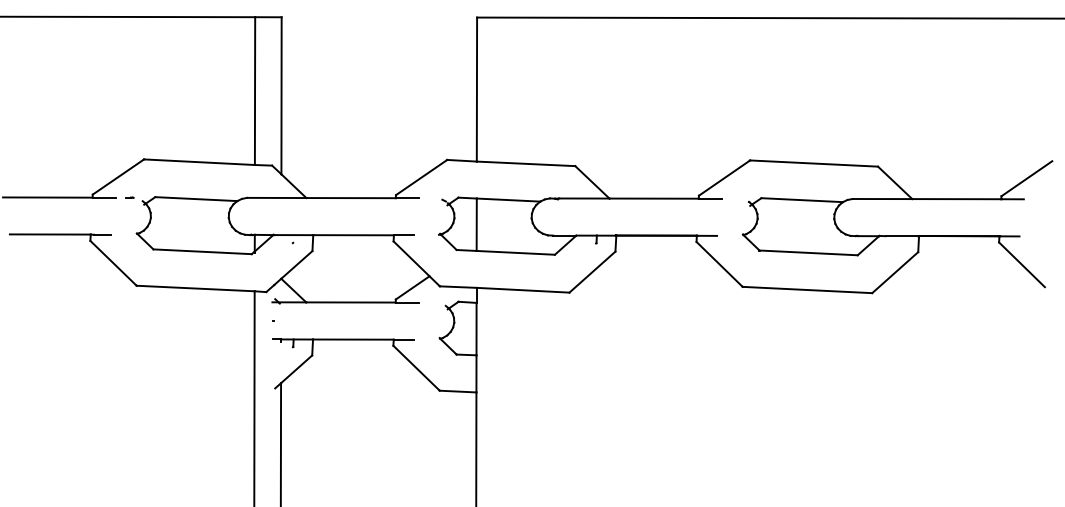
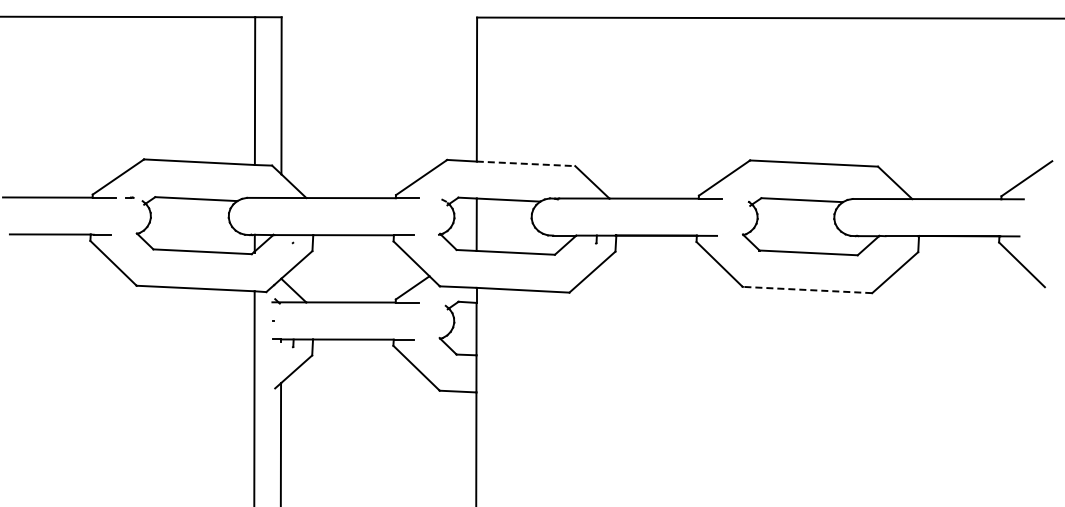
line: solid -> dashed (526, 163)
line: solid -> dashed (807, 290)
